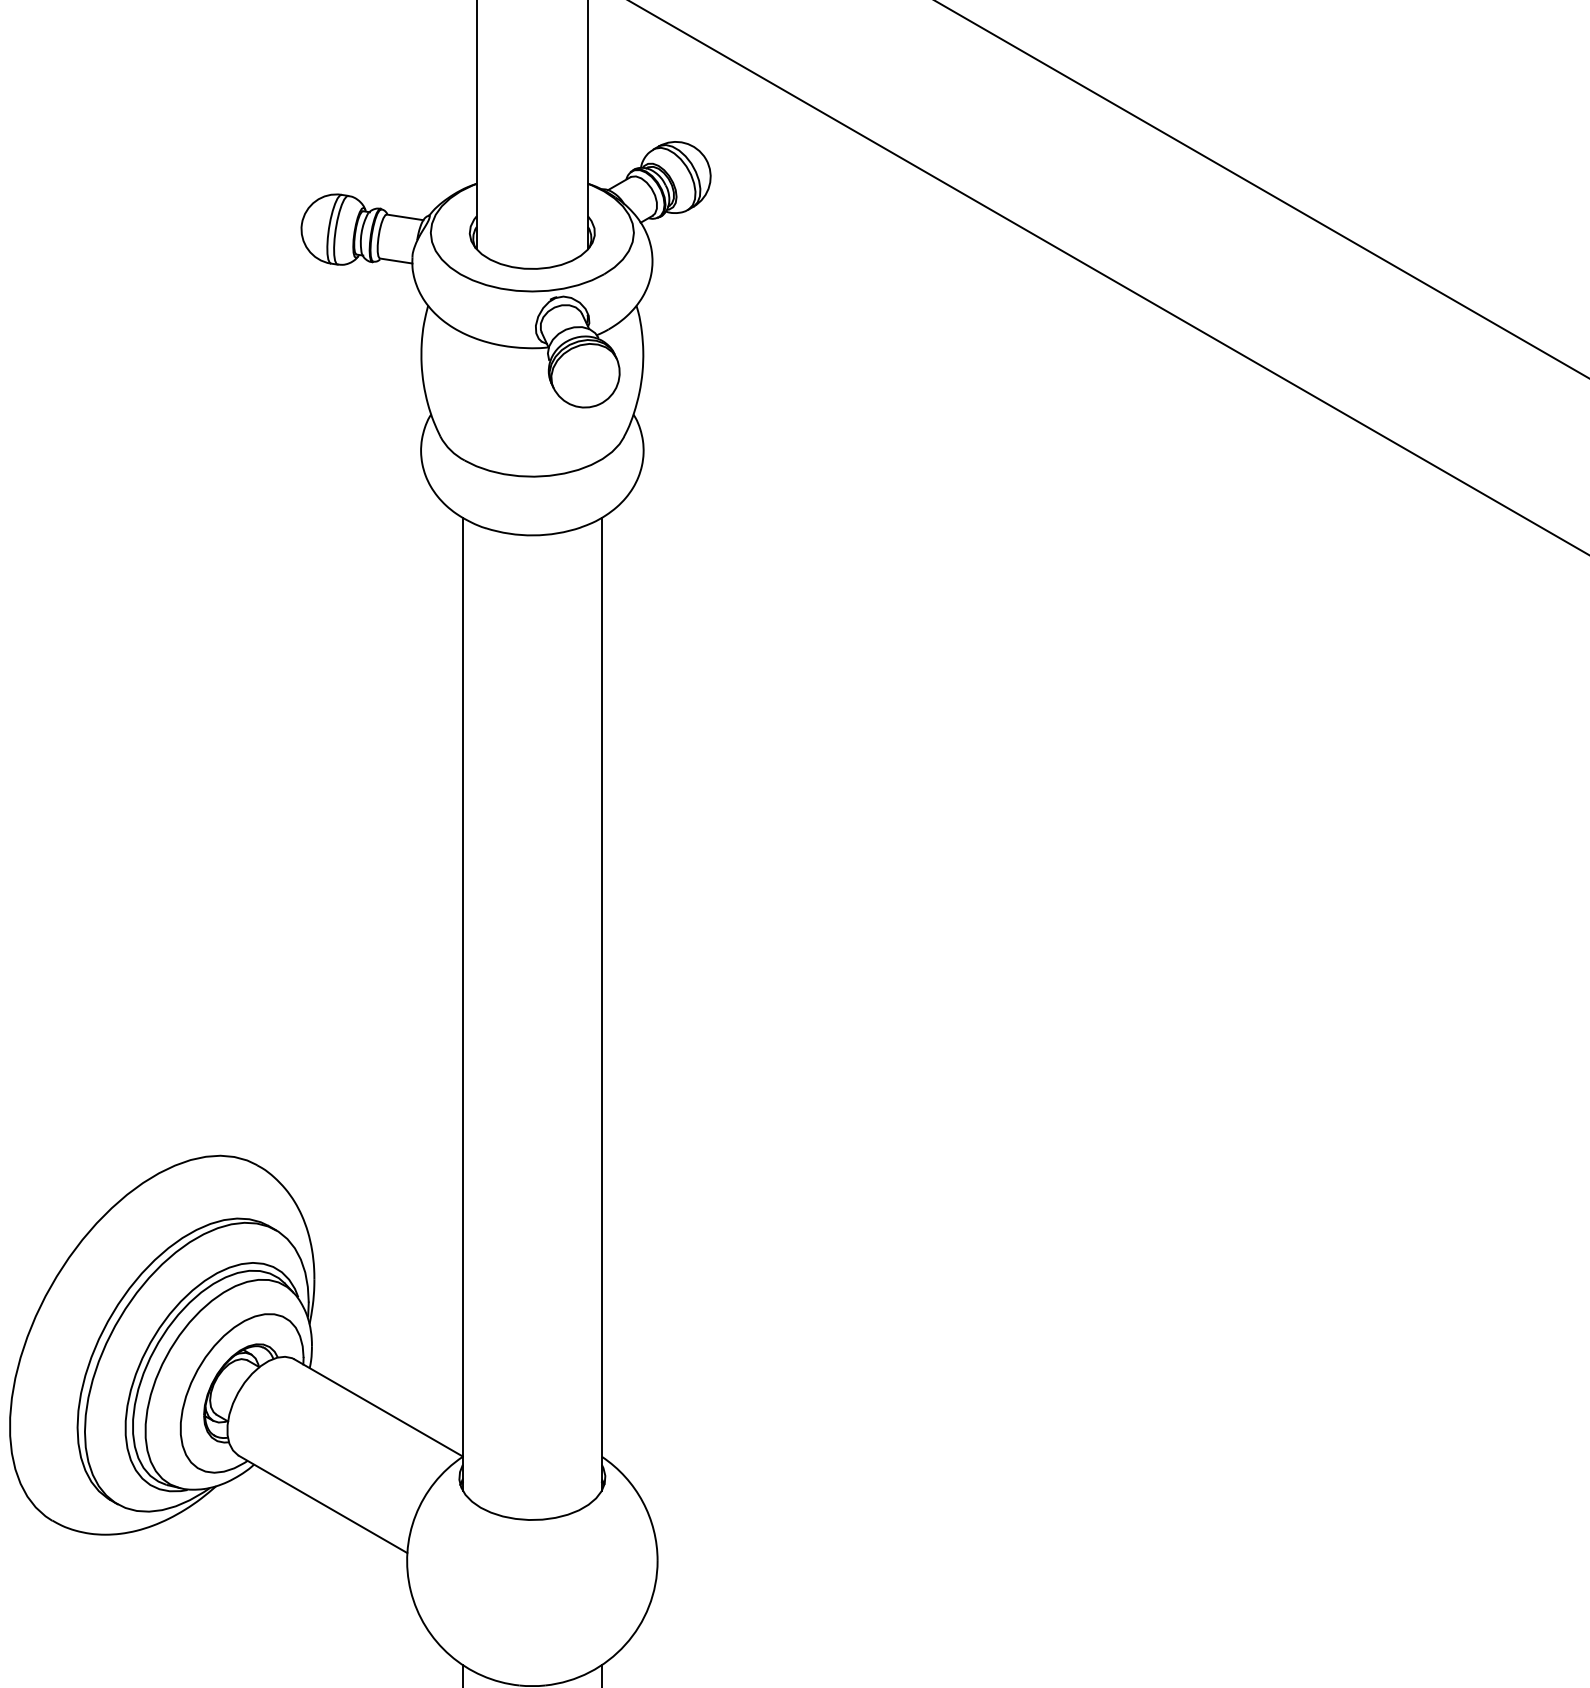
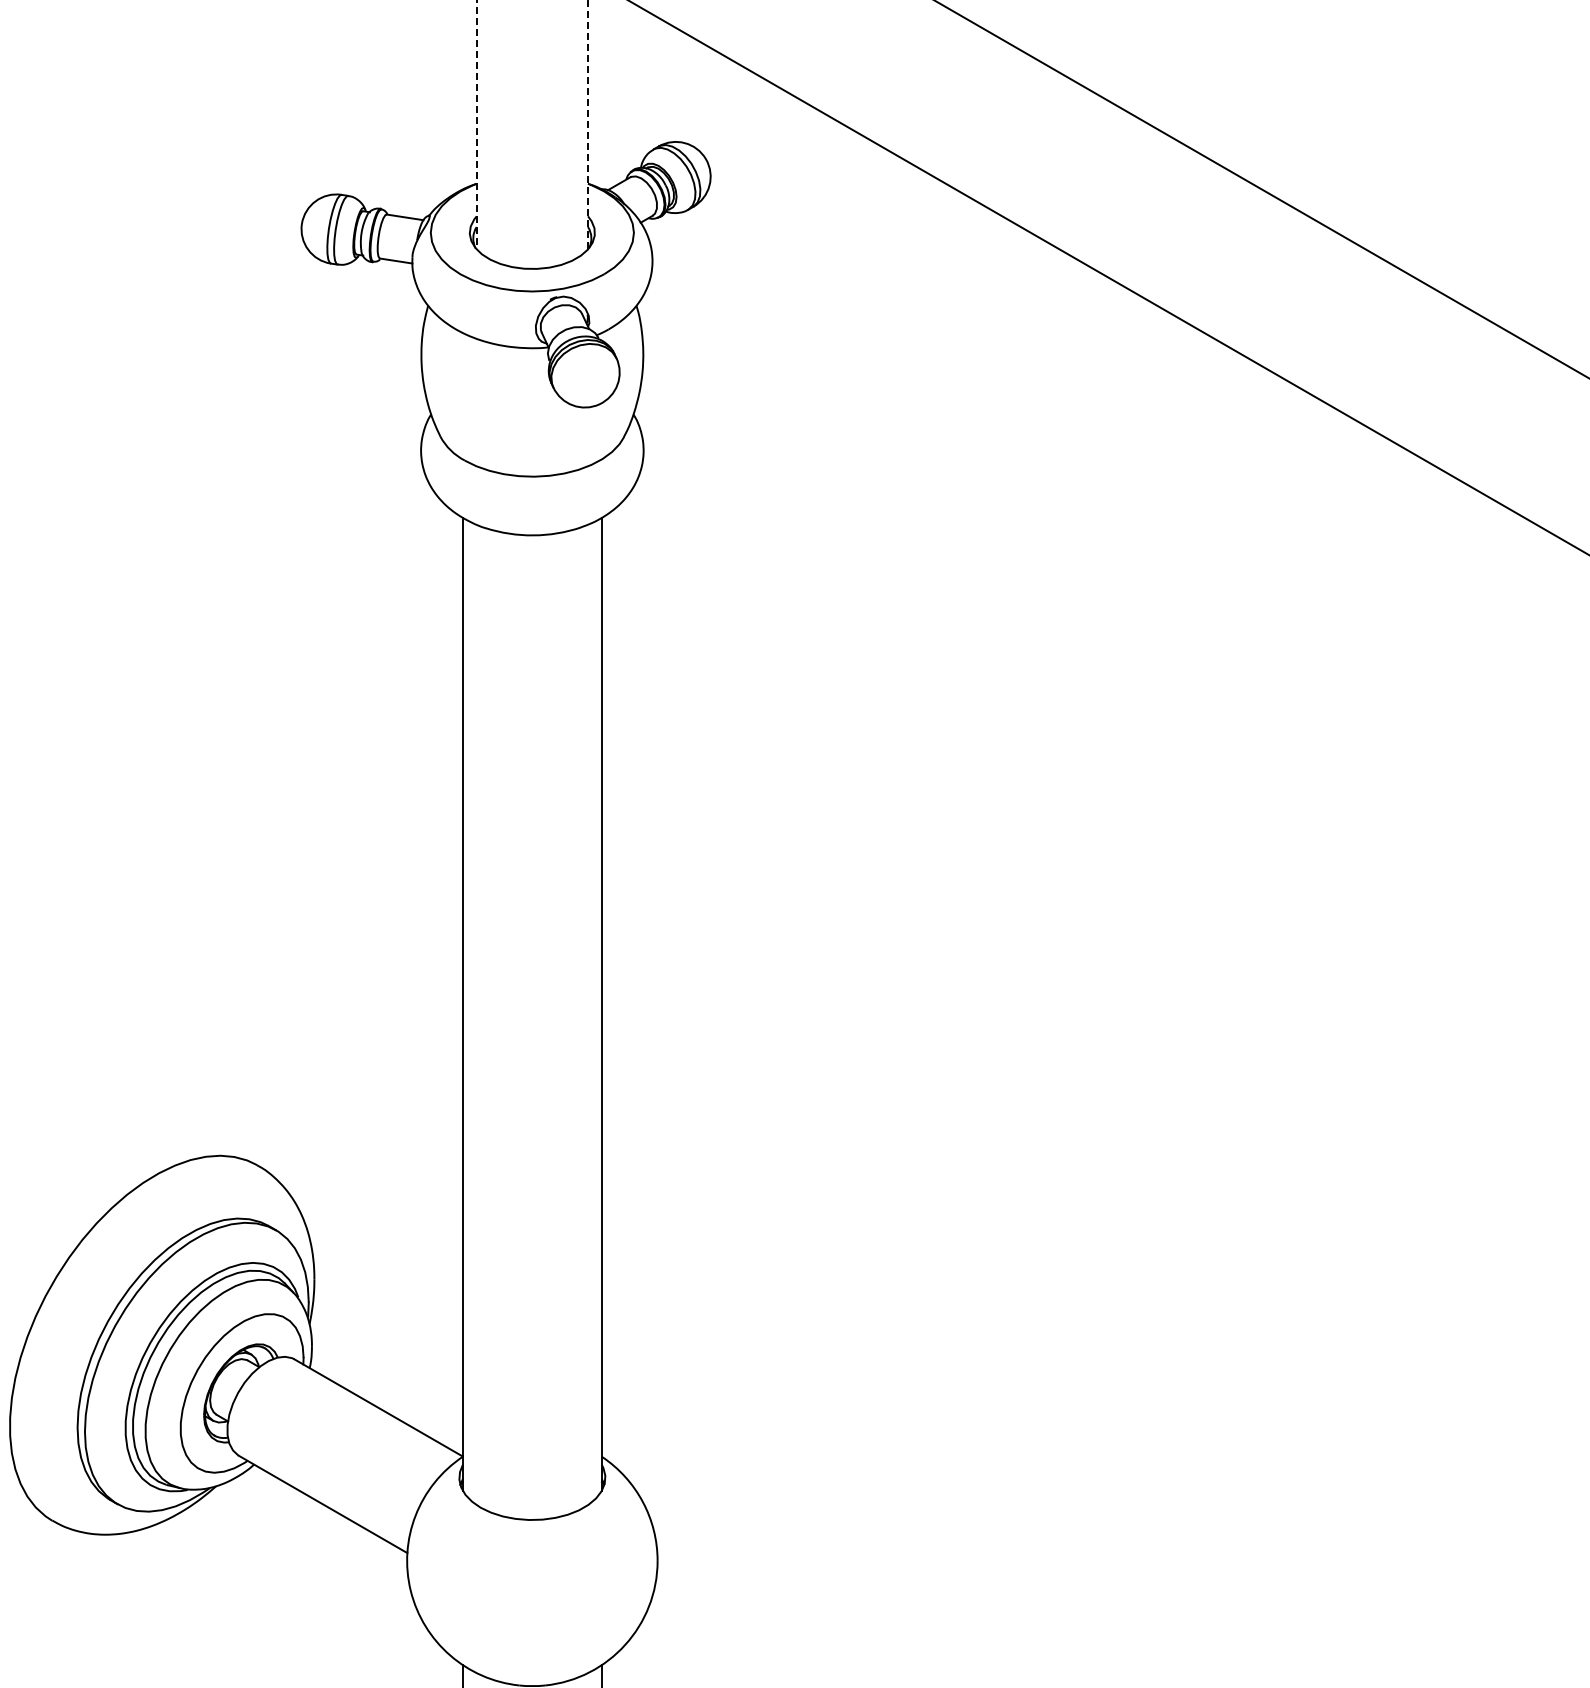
line: solid -> dashed (476, 124)
line: solid -> dashed (588, 124)
